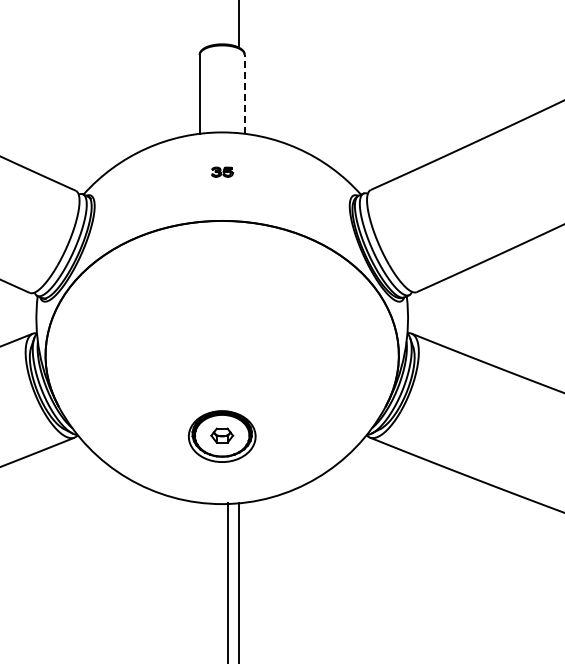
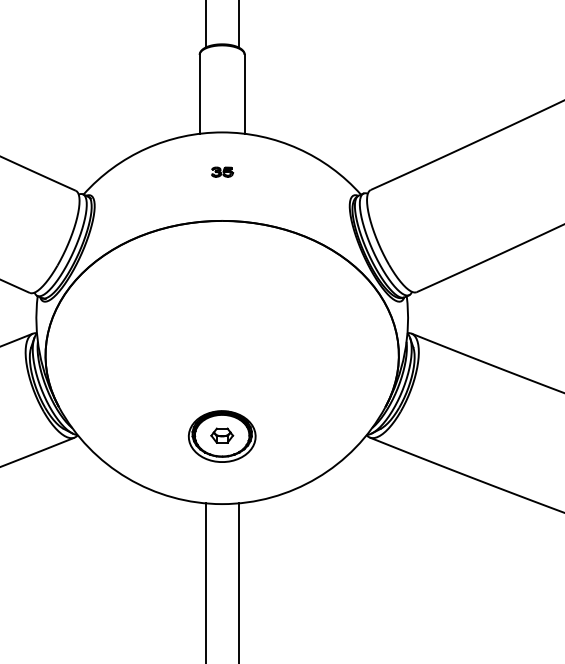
line: none -> present (205, 24)
line: dashed -> solid (244, 94)
line position: (227, 581) -> (205, 581) (205, 581)
